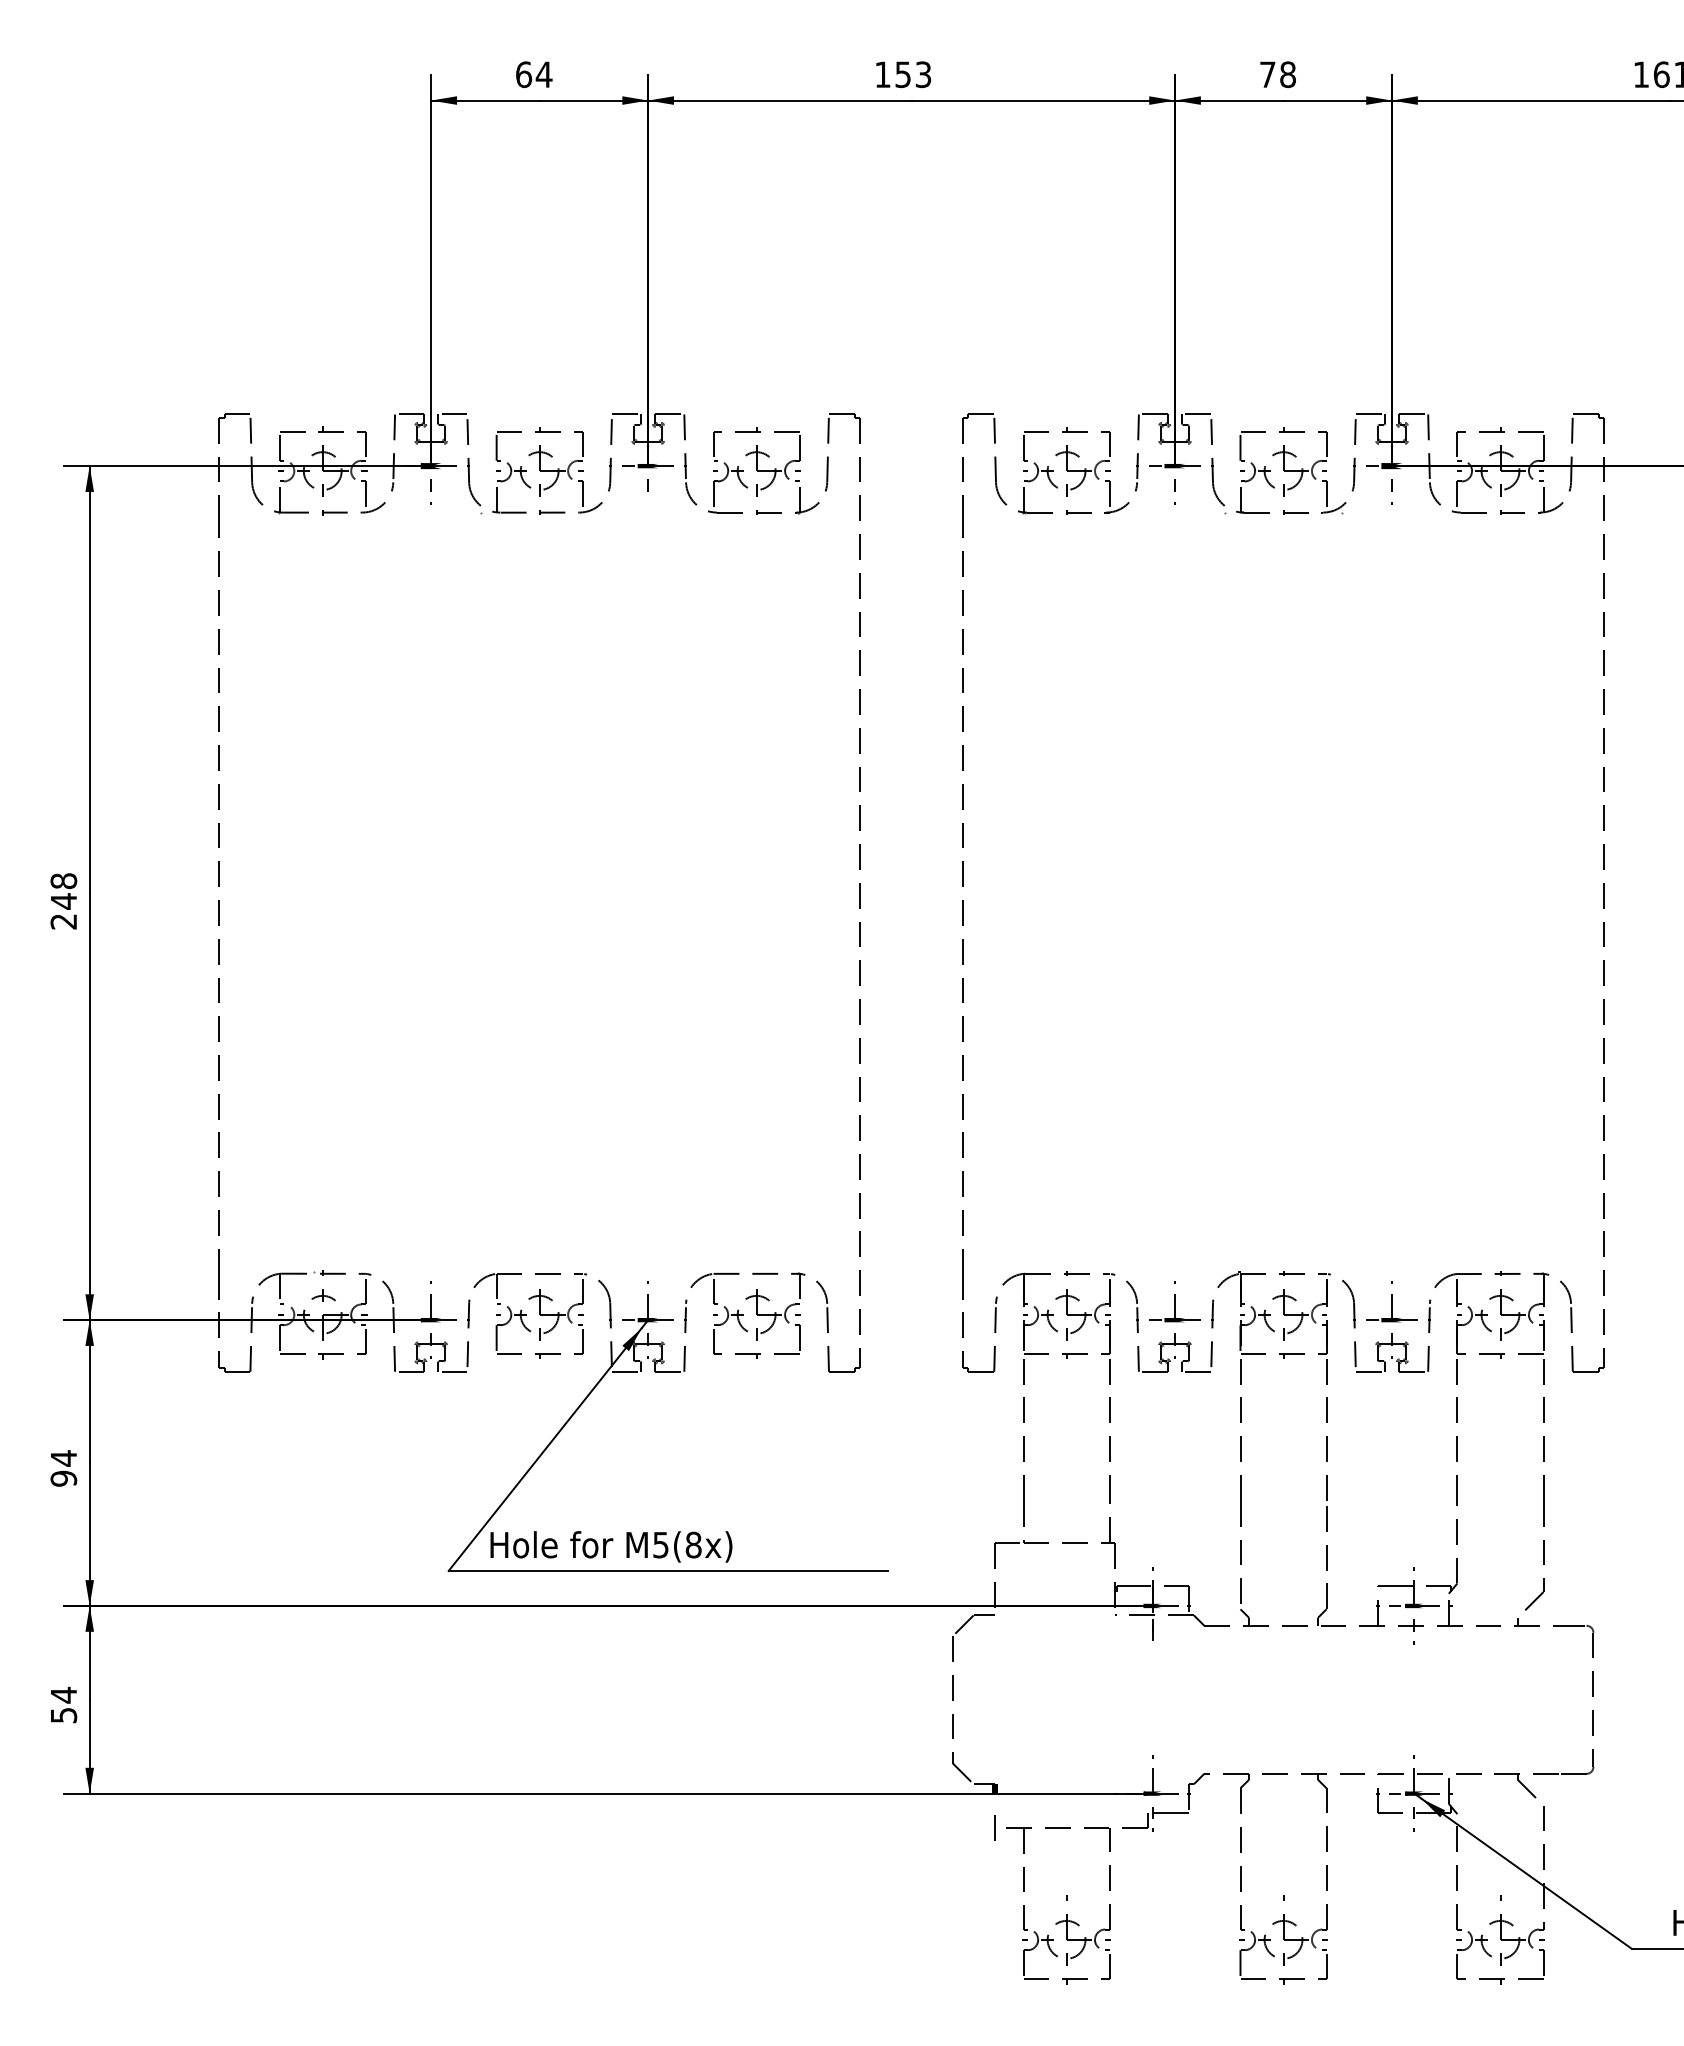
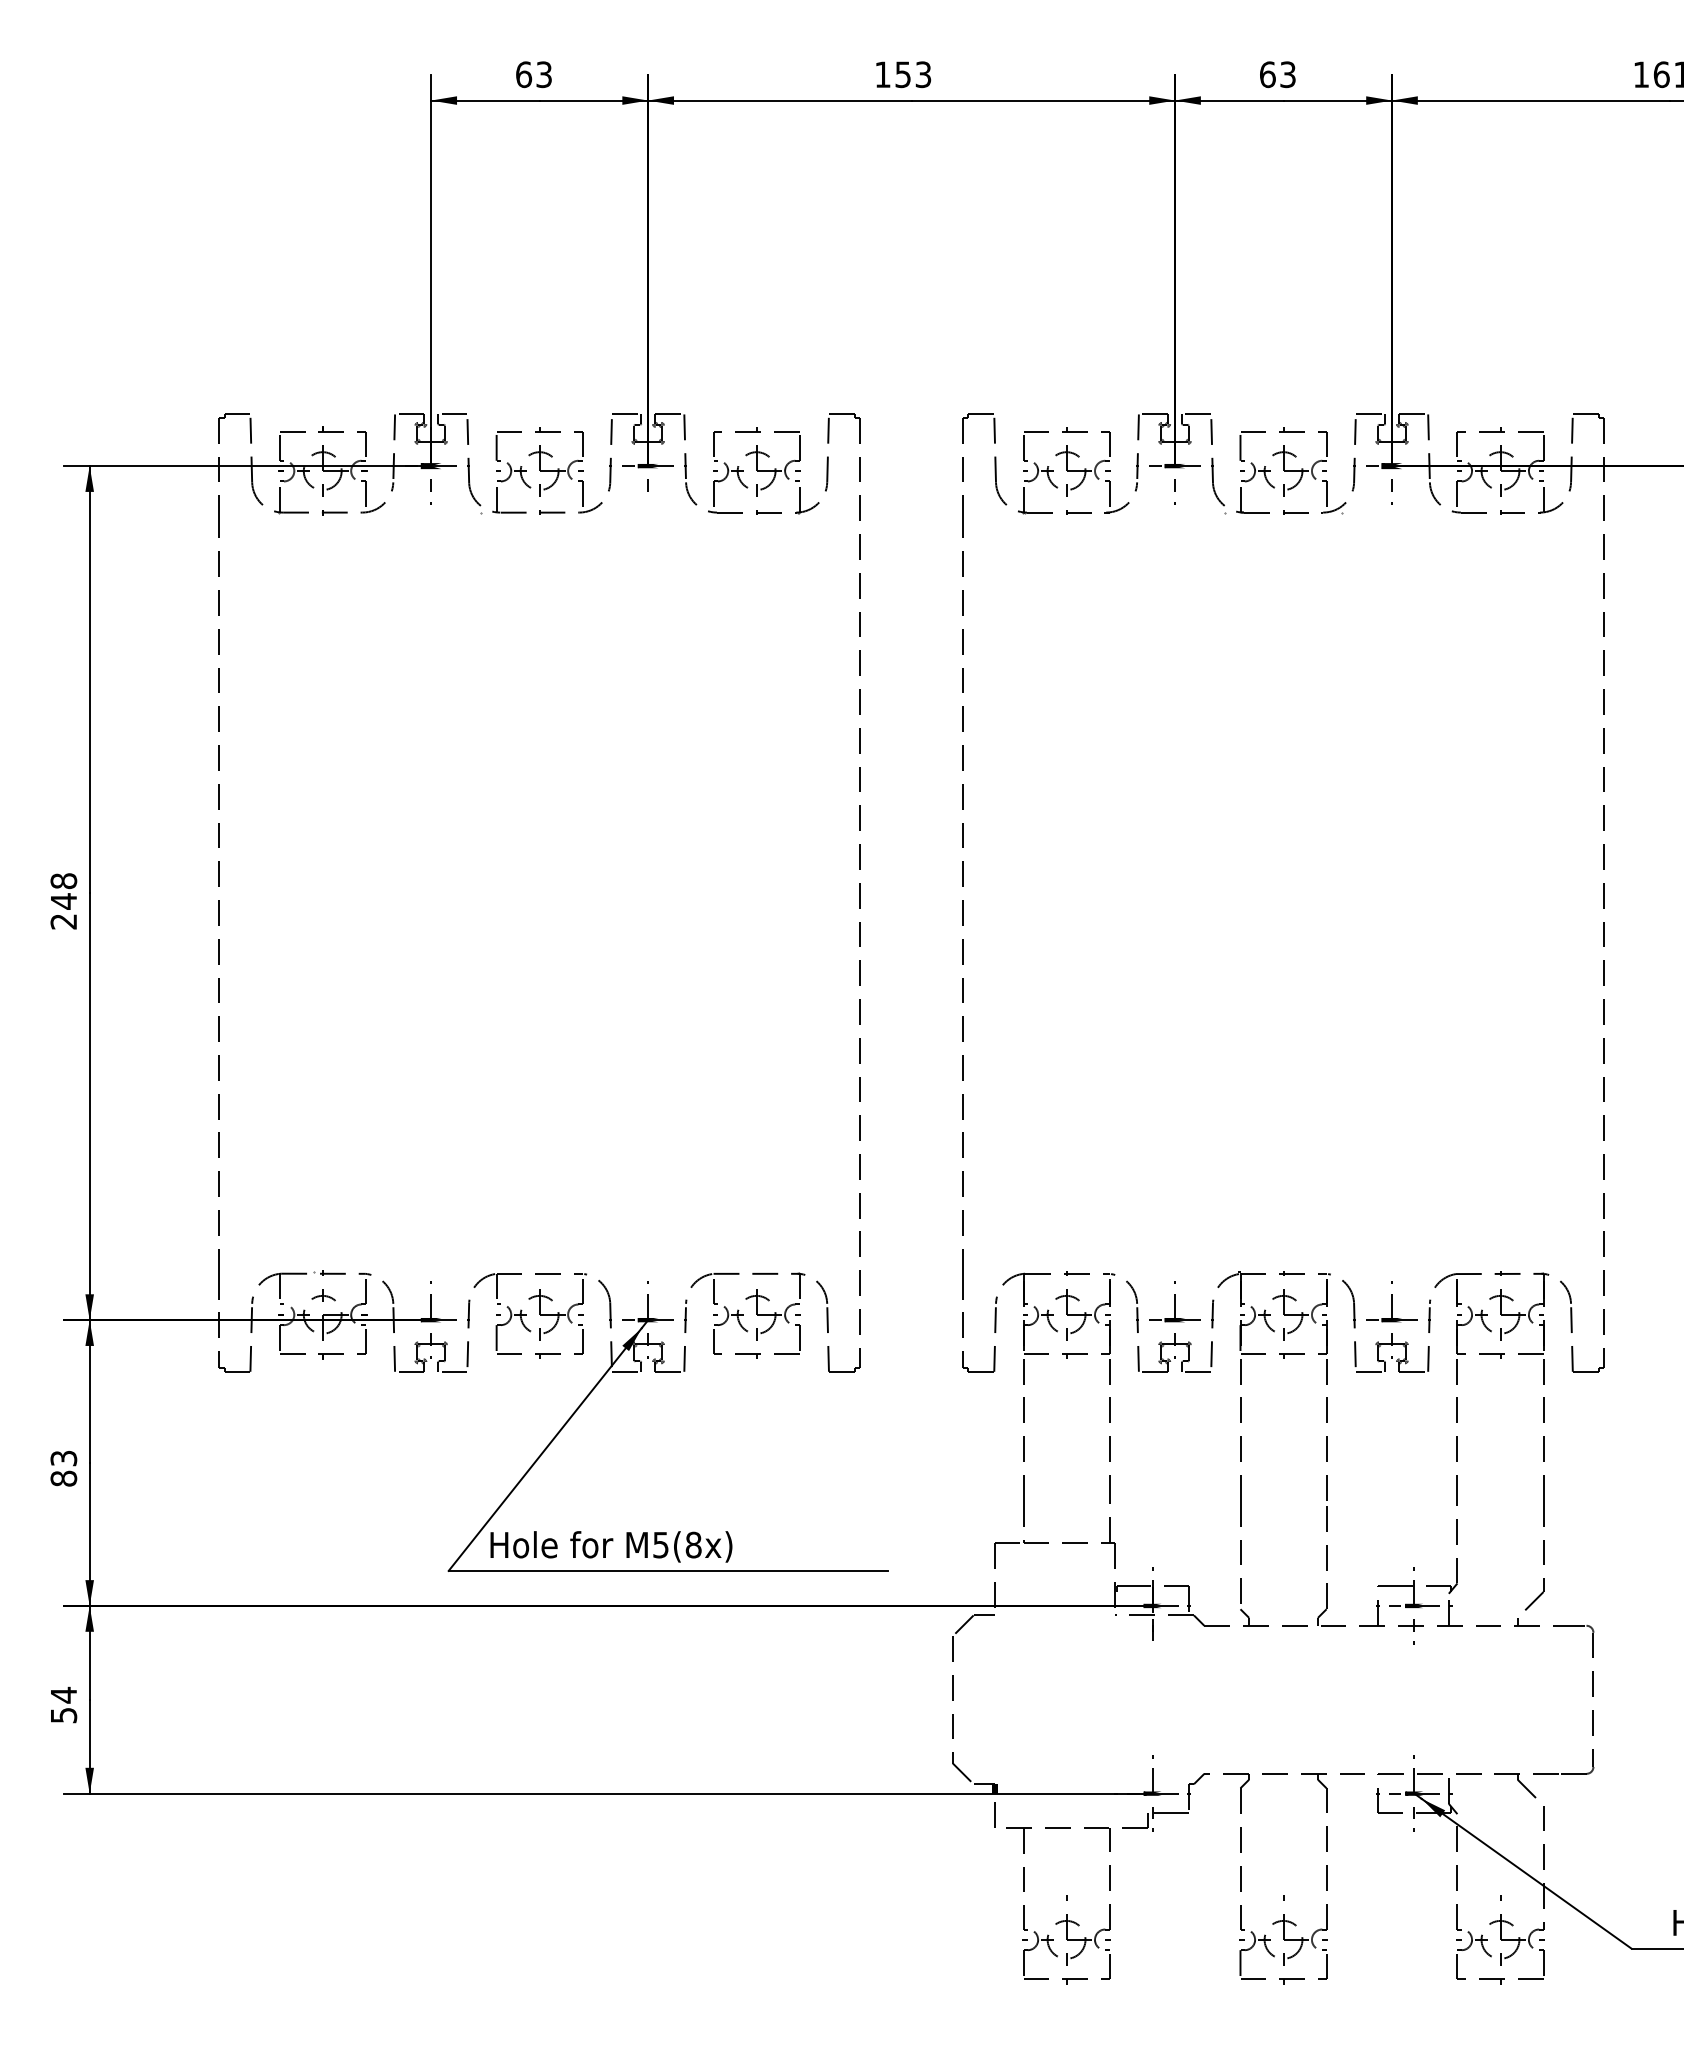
text: 64 -> 63 (543, 74)
text: 78 -> 63 (1277, 74)
text: 94 -> 83 (63, 1468)
line position: (994, 1827) -> (994, 1814) (994, 1814)
